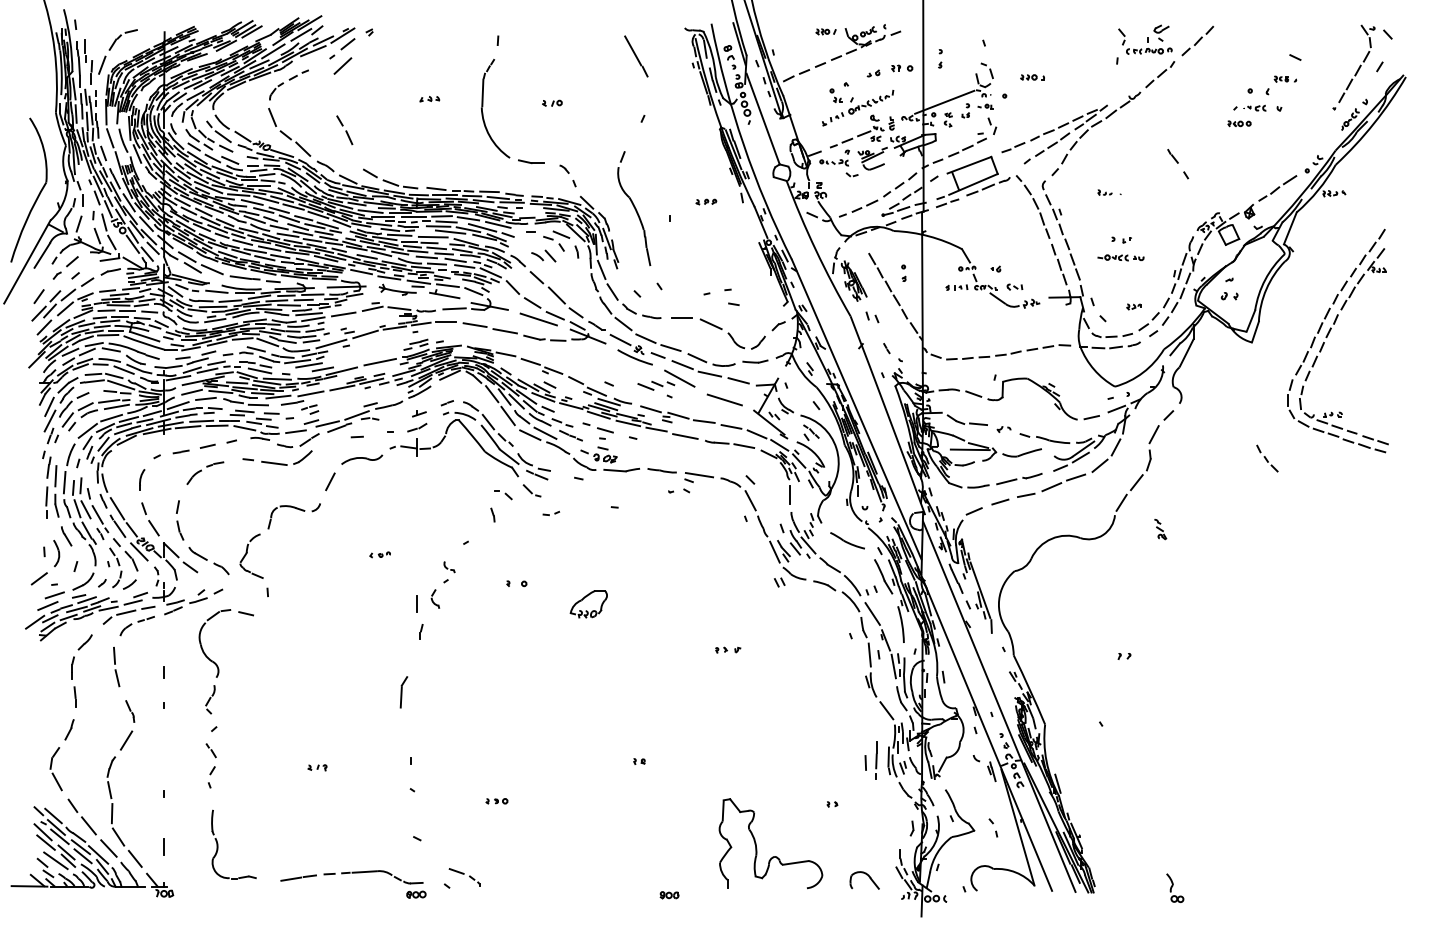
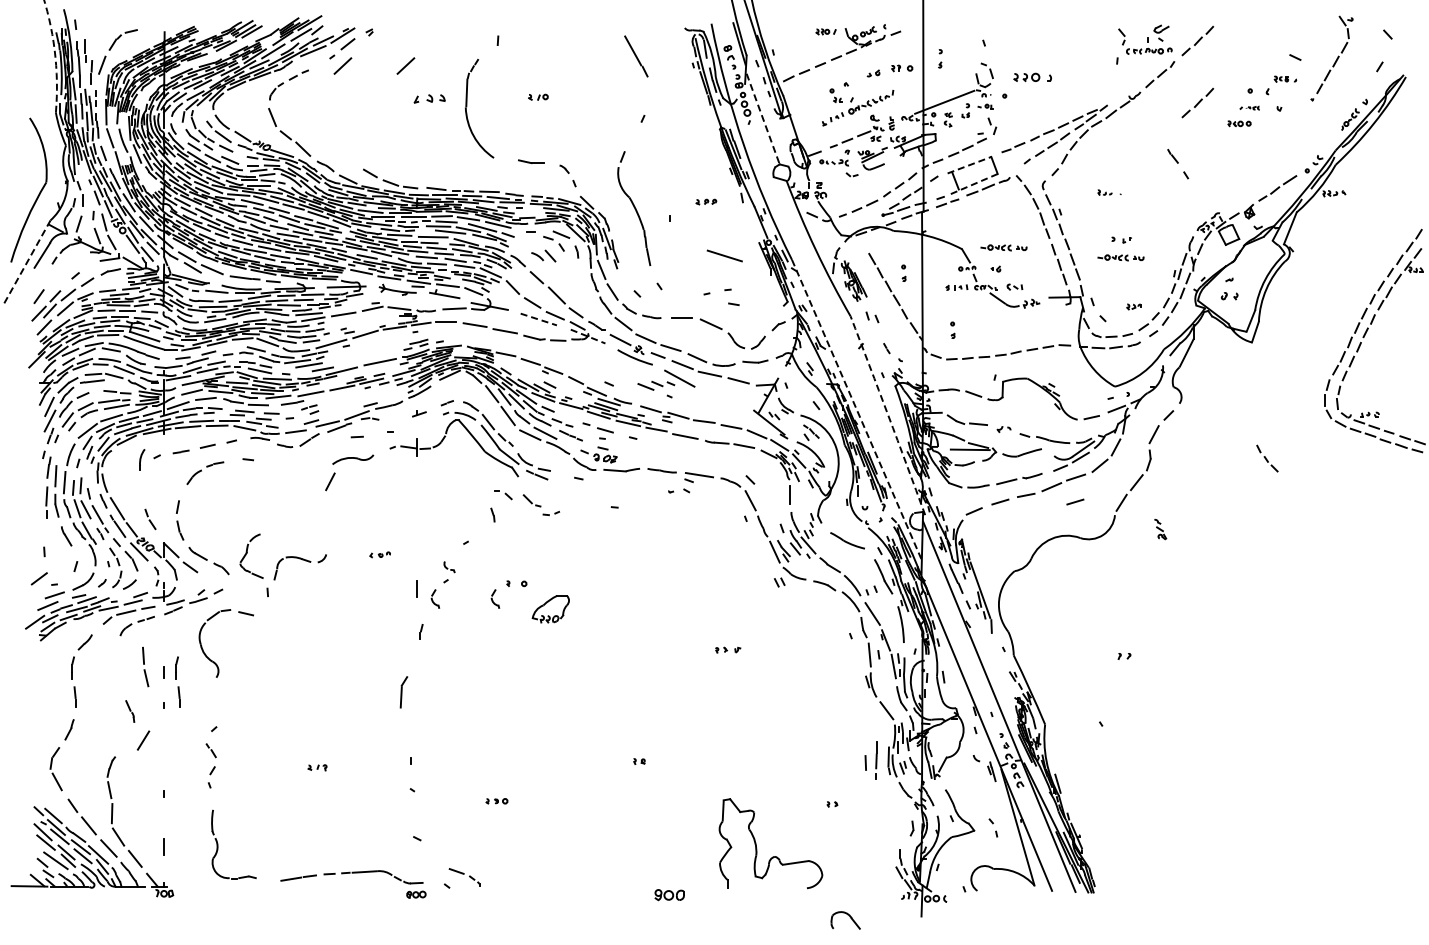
arc: solid -> dashed (55, 55)
line: none -> present (405, 65)
part position: (1353, 67) -> (1331, 58) (1331, 58)
part size: 25x7 px -> 39x10 px (1032, 76)
part size: 22x7 px -> 33x10 px (429, 98)
part position: (552, 102) -> (538, 96) (538, 96)
part: none -> present (1197, 102)
part position: (483, 106) -> (467, 106) (467, 106)
part size: 34x8 px -> 21x6 px (1249, 107)
line: solid -> dashed (763, 119)
part: present -> none (344, 130)
line: solid -> dashed (969, 165)
line: solid -> dashed (973, 184)
part: none -> present (1003, 247)
line: solid -> dashed (27, 261)
part: present -> none (65, 267)
line: solid -> dashed (539, 319)
part: none -> present (952, 329)
part position: (1328, 335) -> (1365, 335) (1365, 335)
line: solid -> dashed (588, 336)
line: present -> none (121, 384)
line position: (724, 399) -> (724, 255) (724, 255)
line: solid -> dashed (856, 410)
arc: solid -> dashed (888, 415)
part: present -> none (417, 427)
part position: (362, 459) -> (353, 459) (353, 459)
part: present -> none (284, 463)
part position: (142, 479) -> (142, 459) (142, 459)
part position: (531, 490) -> (531, 500) (531, 500)
line: none -> present (1075, 501)
part position: (296, 509) -> (302, 560) (302, 560)
part size: 19x35 px -> 13x23 px (150, 519)
part: present -> none (56, 553)
part: none -> present (495, 598)
line position: (416, 603) -> (416, 588) (416, 588)
part position: (587, 610) -> (549, 615) (549, 615)
part position: (116, 666) -> (145, 666) (145, 666)
part: none -> present (177, 681)
part: present -> none (210, 699)
line position: (126, 740) -> (143, 740) (143, 740)
part position: (864, 880) -> (845, 920) (845, 920)
part: present -> none (1175, 887)
part size: 21x9 px -> 31x13 px (669, 895)
